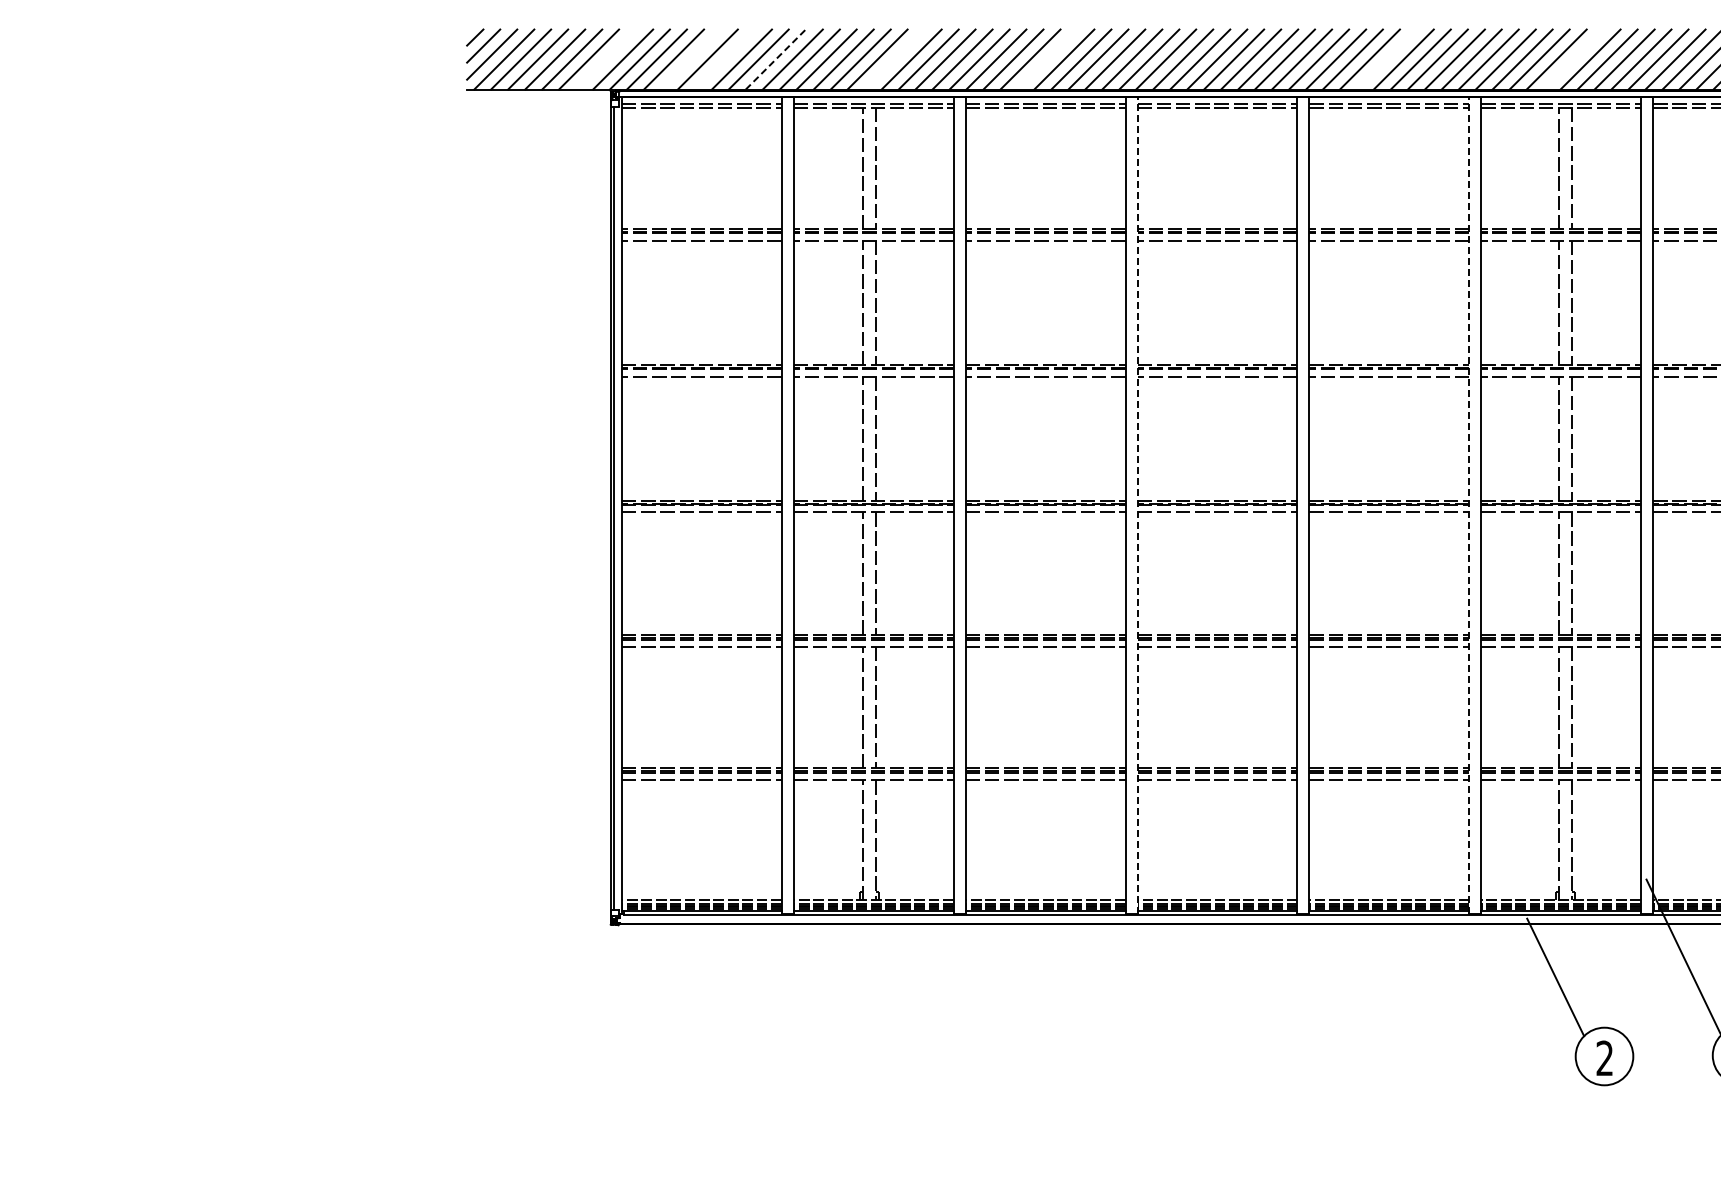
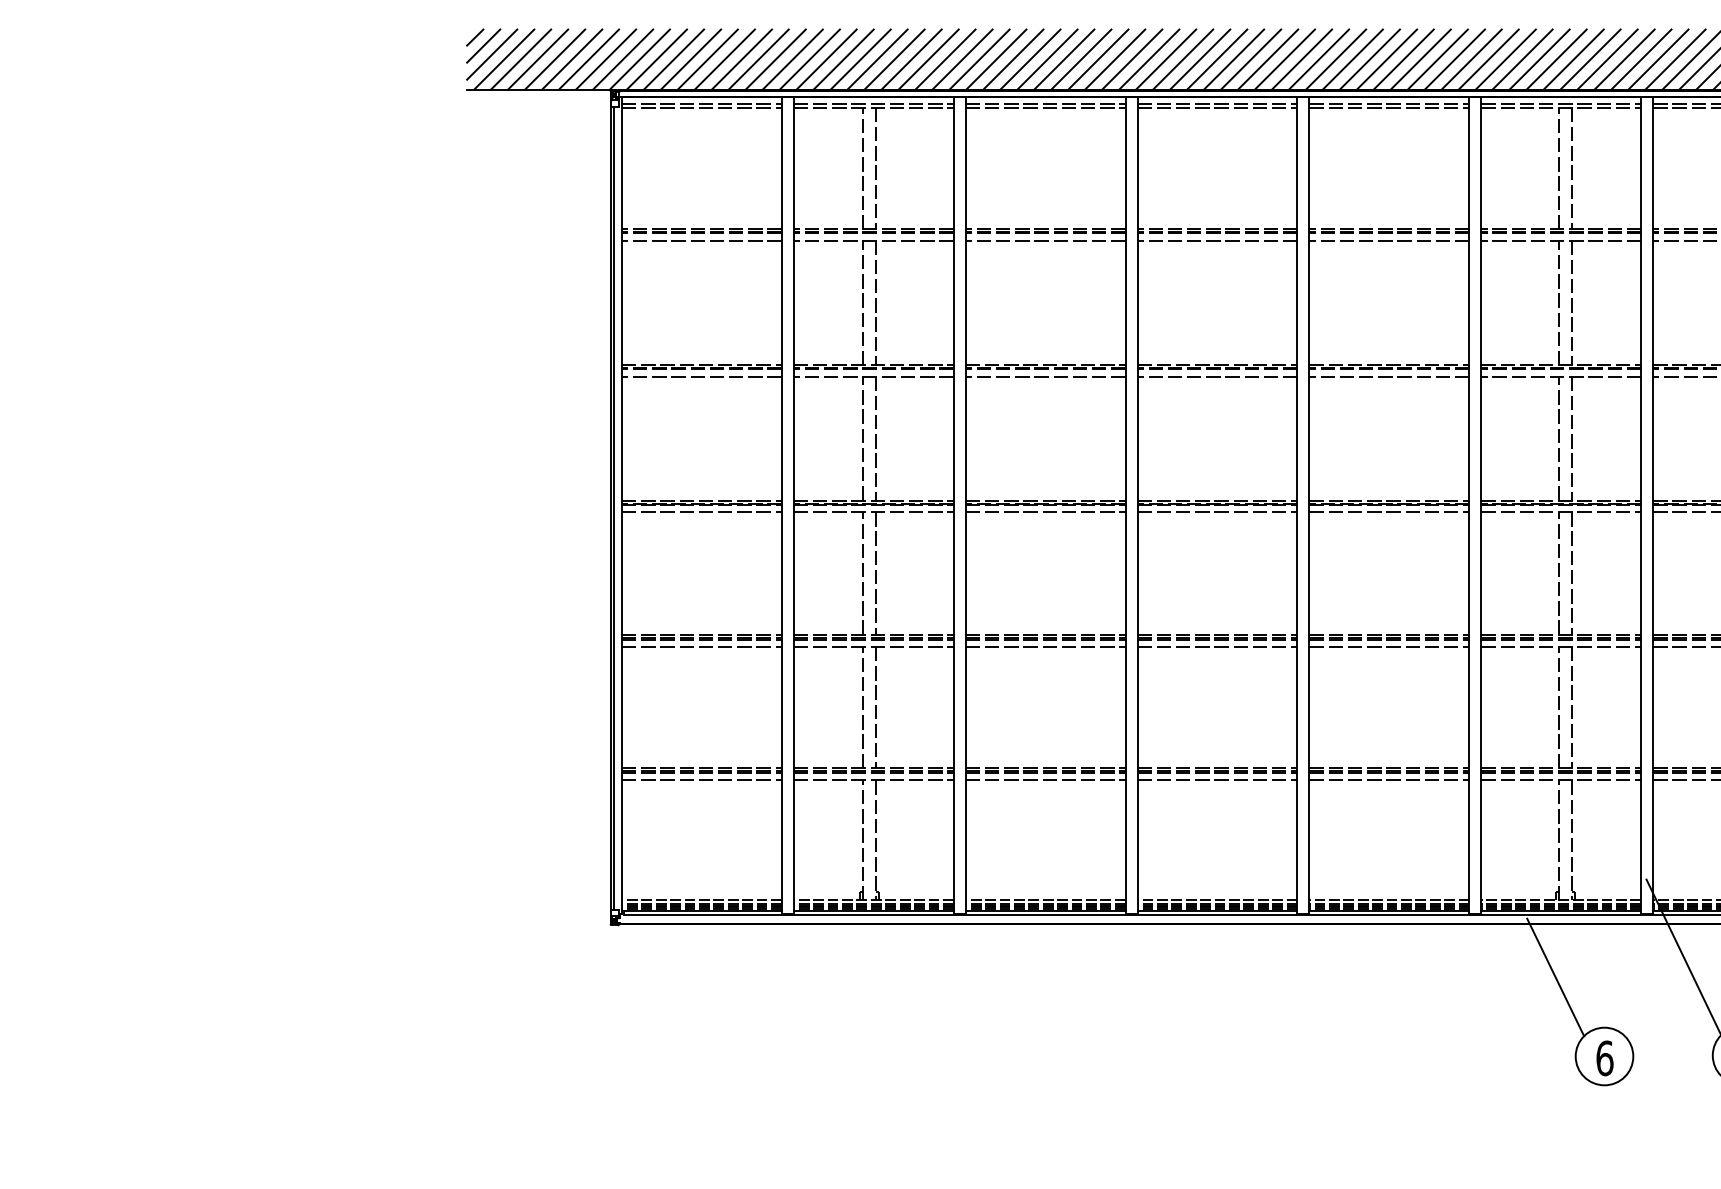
line: none -> present (606, 59)
line: none -> present (691, 59)
line: none -> present (724, 59)
line: dashed -> solid (776, 59)
line: none -> present (894, 59)
line: none -> present (1047, 59)
line: none -> present (1387, 59)
line: none -> present (1573, 59)
line: dashed -> solid (1137, 505)
line: dashed -> solid (1469, 505)
text: 2 -> 6 (1604, 1058)
